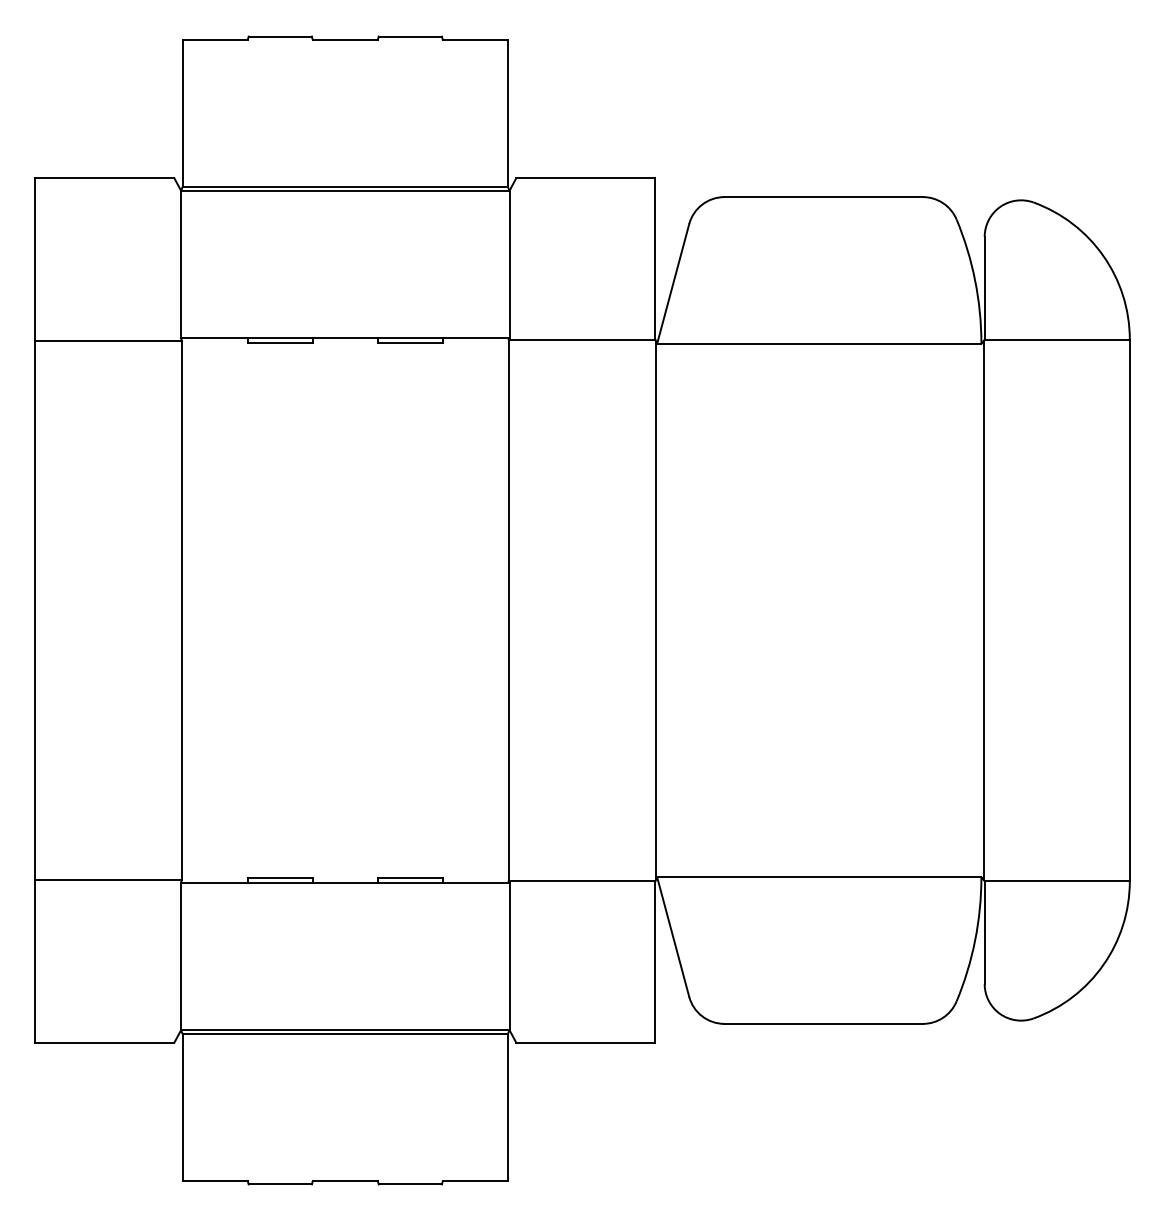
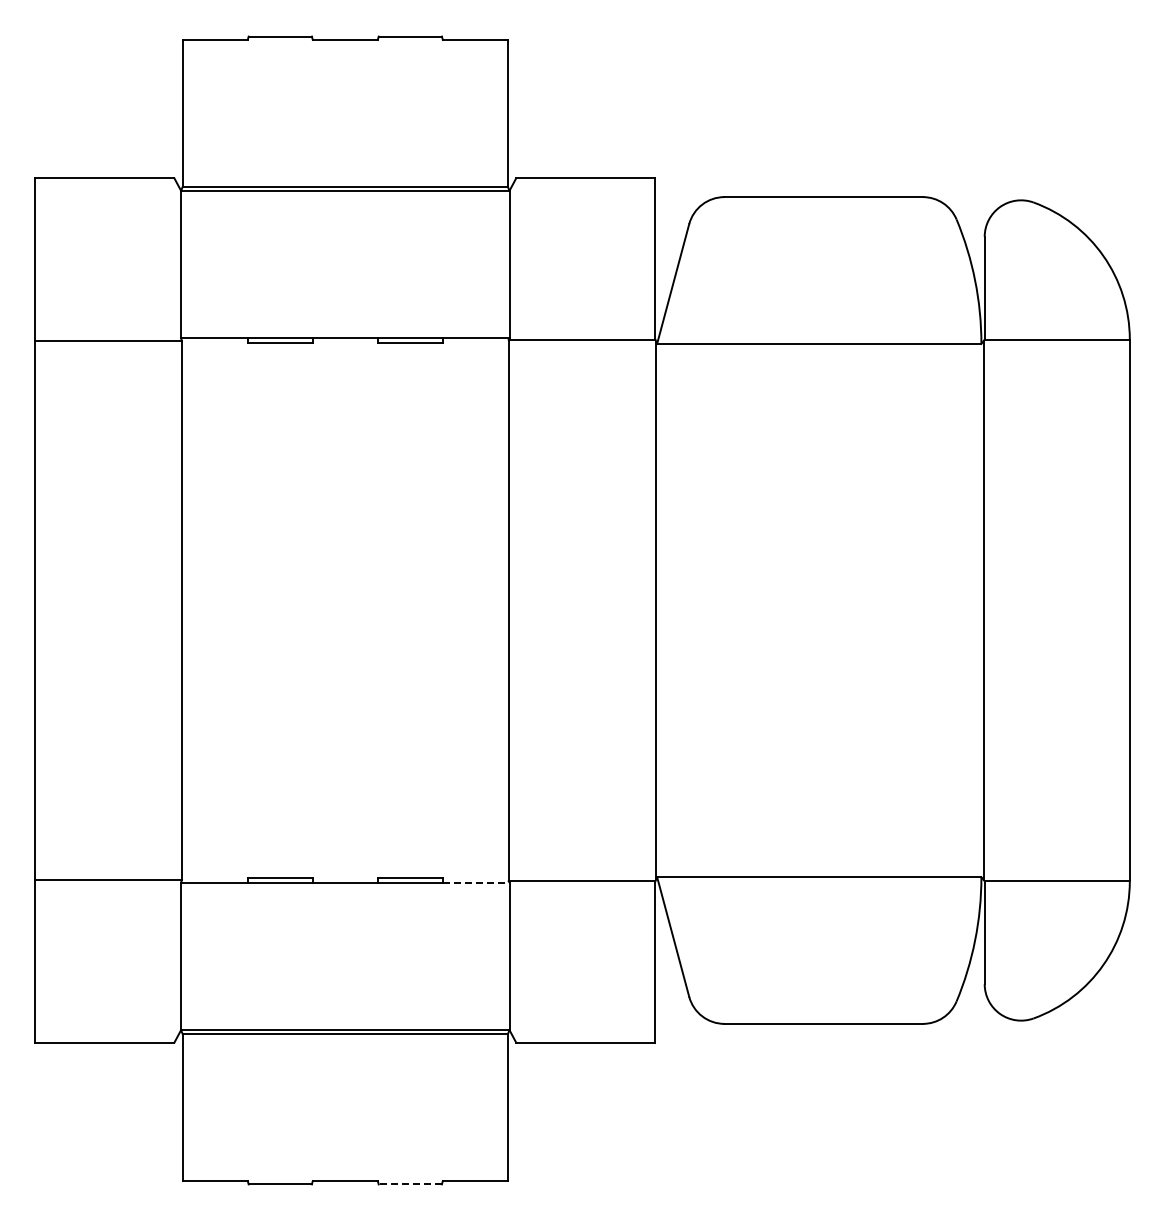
line: solid -> dashed (476, 882)
line: solid -> dashed (410, 1184)
